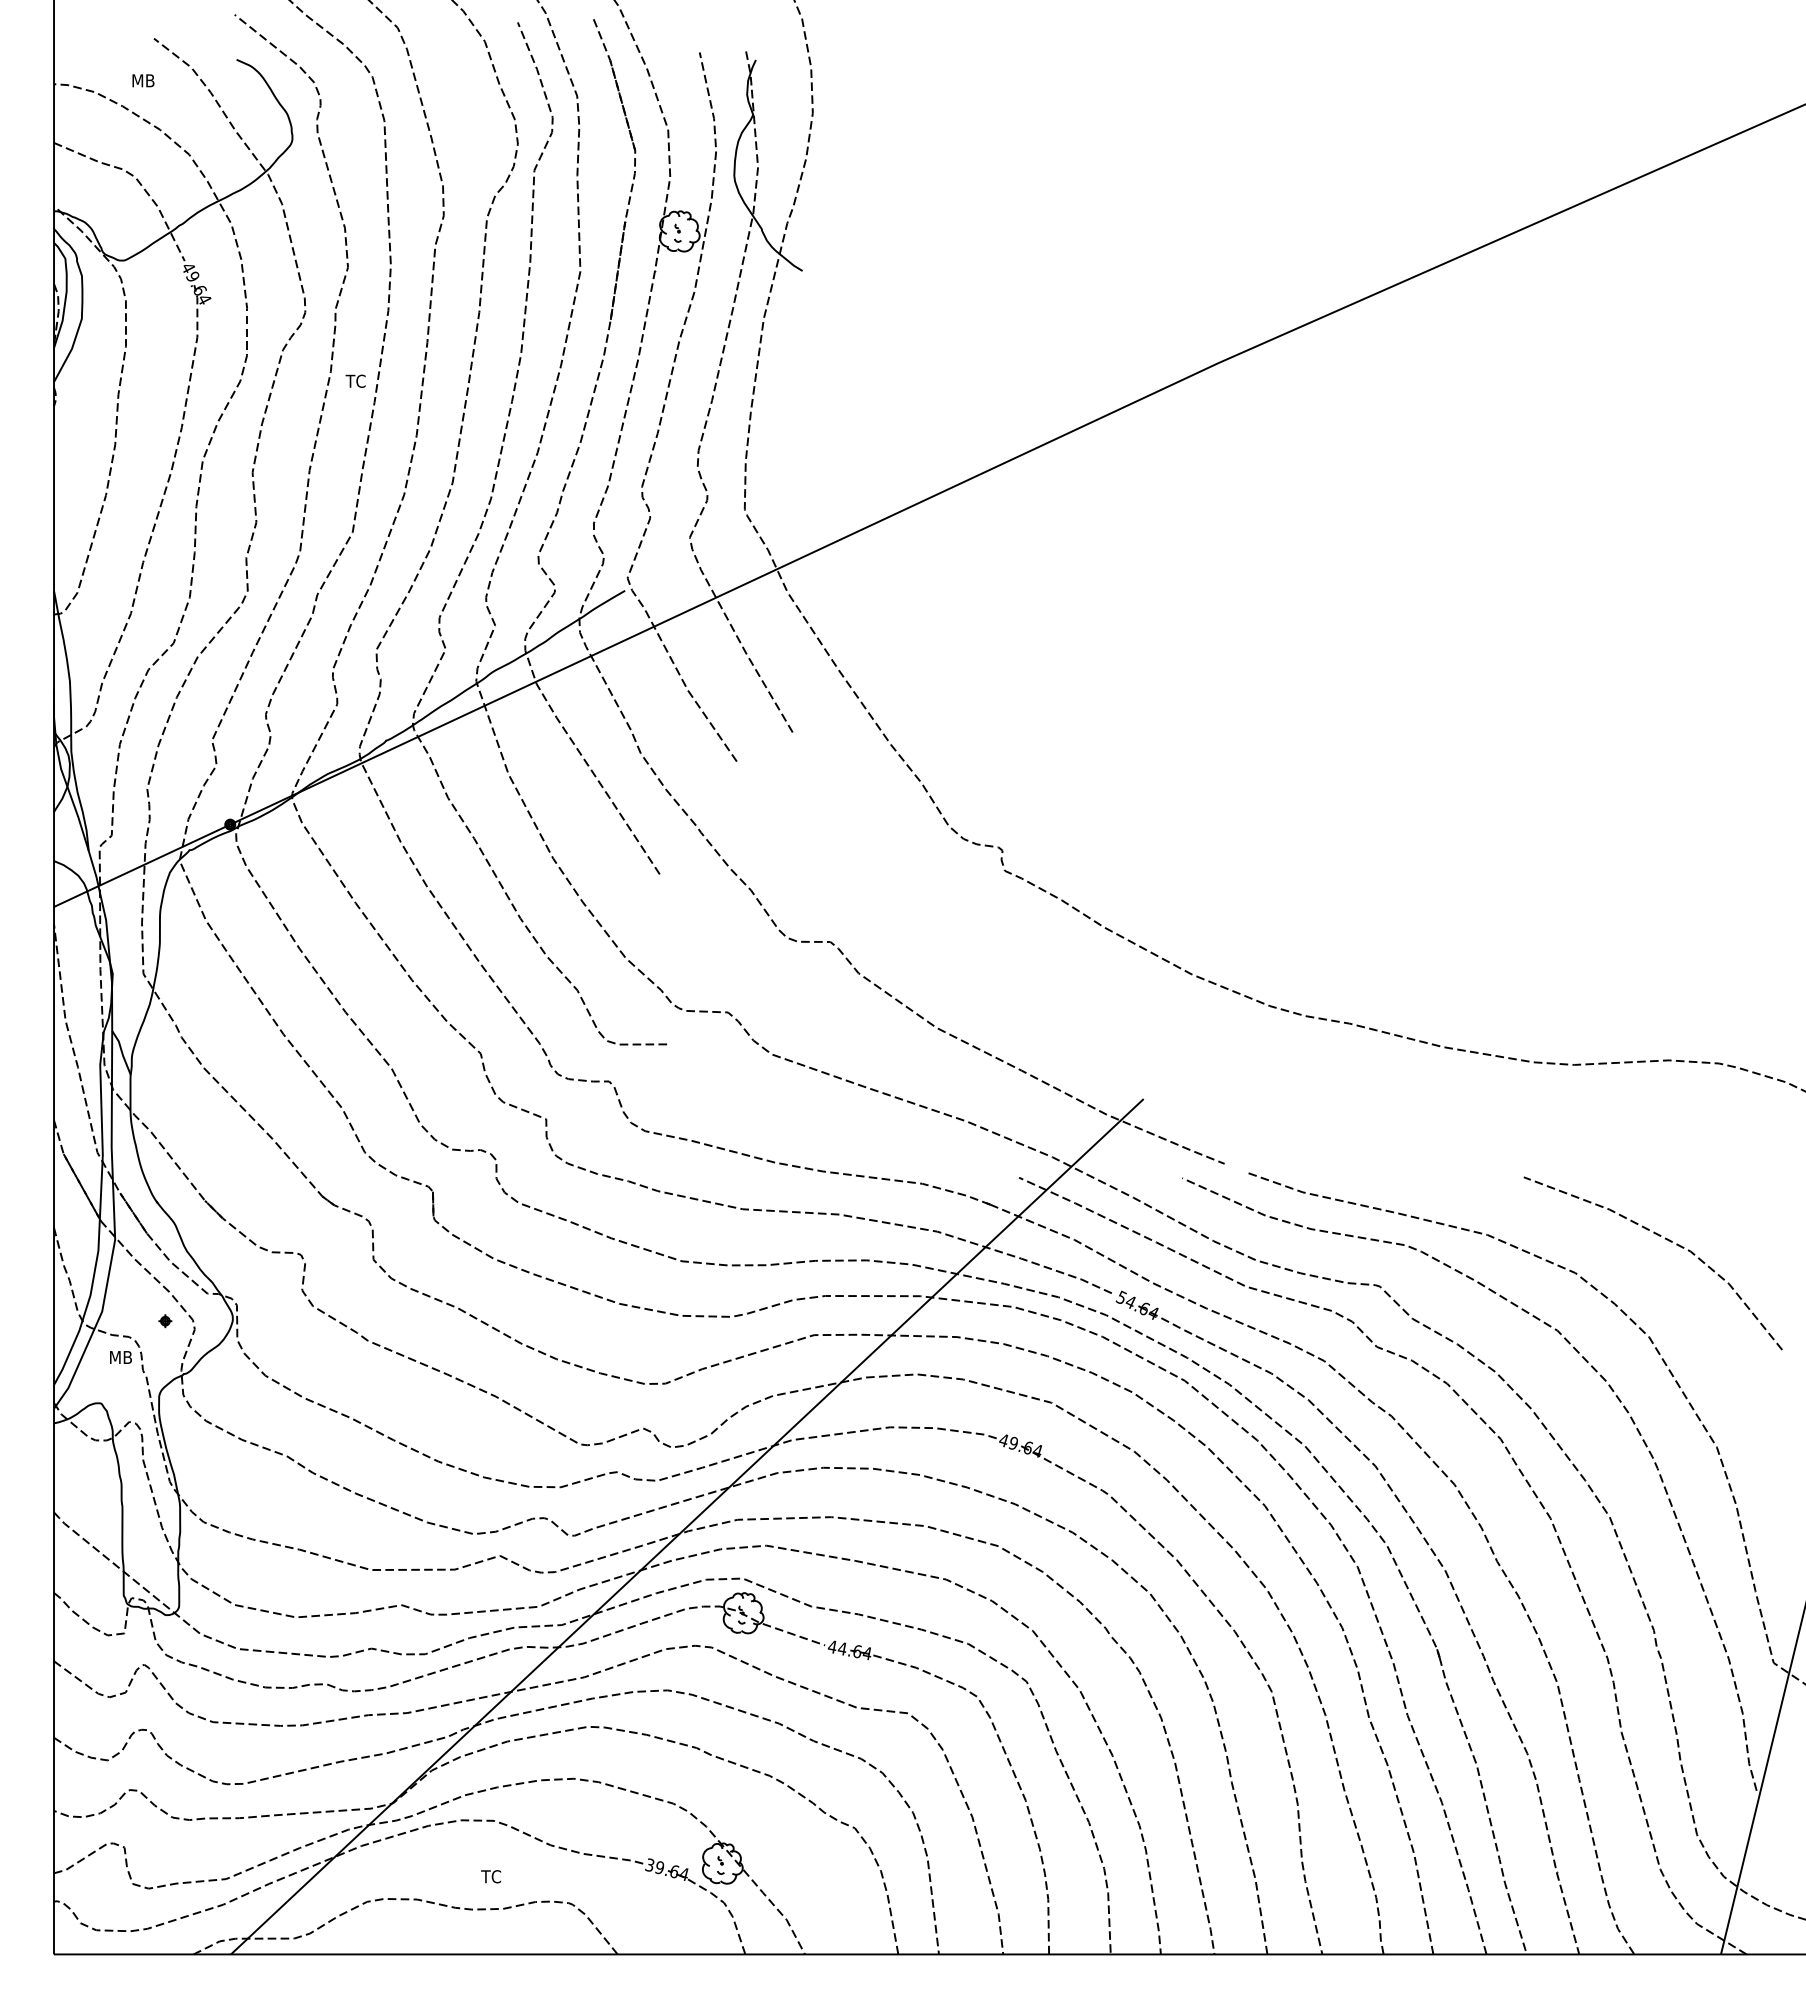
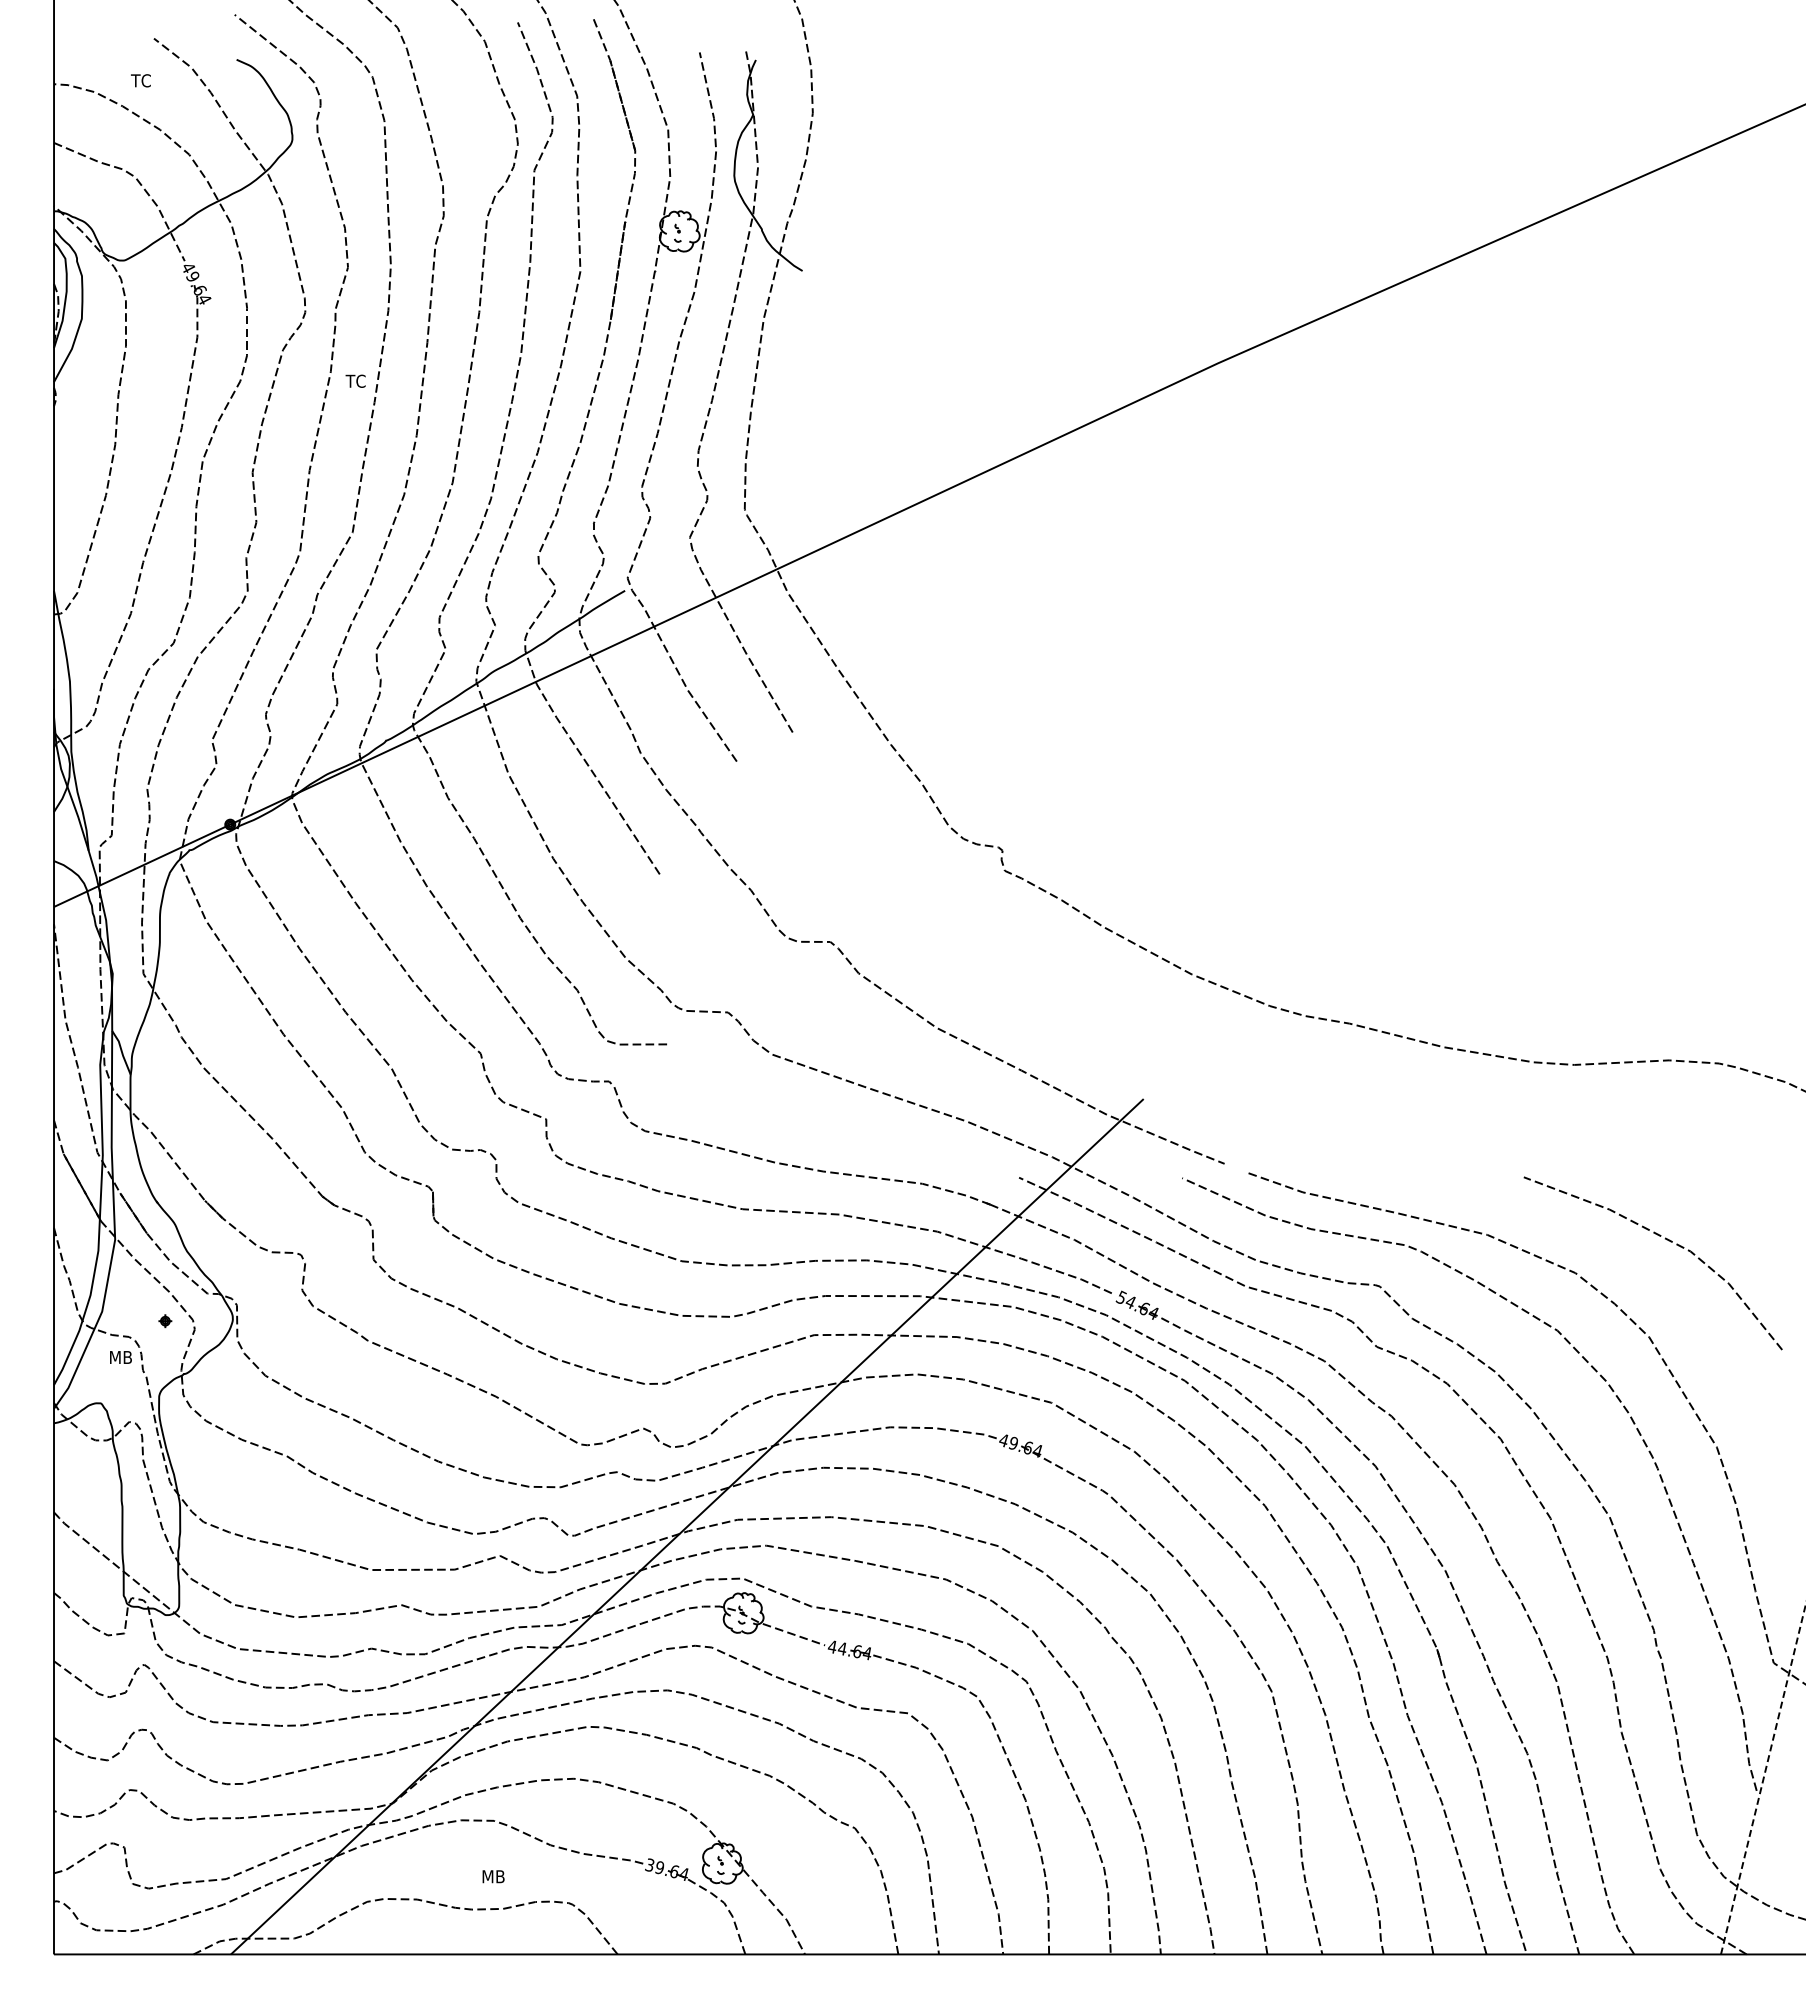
text: MB -> TC (142, 80)
line: solid -> dashed (1763, 1779)
text: TC -> MB (492, 1876)
